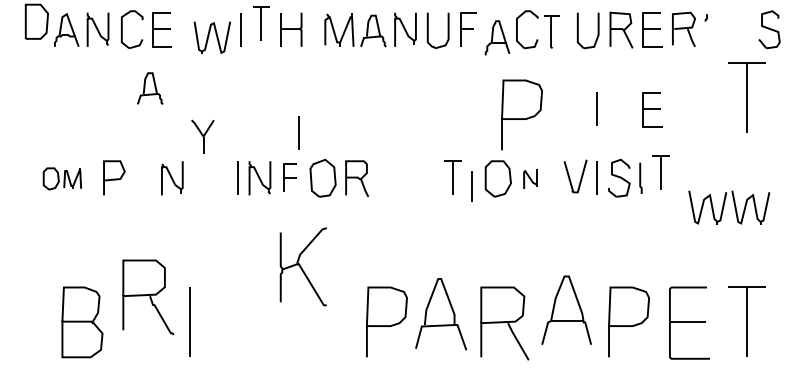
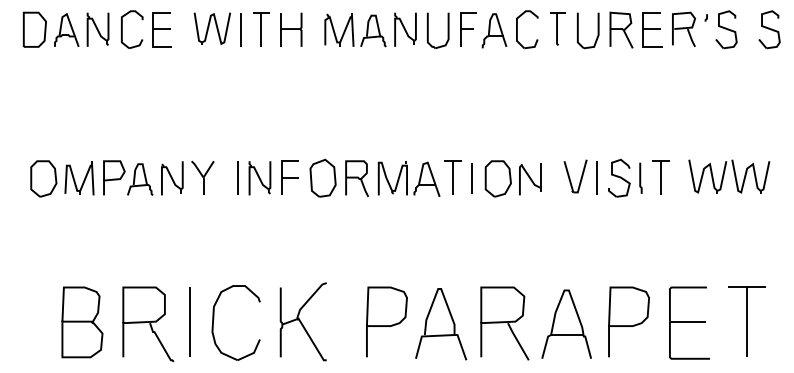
part position: (36, 21) -> (34, 29) (34, 29)
part position: (261, 23) -> (261, 29) (261, 29)
part: none -> present (726, 29)
part position: (551, 31) -> (557, 28) (557, 28)
part position: (211, 37) -> (211, 28) (211, 28)
part position: (497, 37) -> (494, 30) (494, 30)
part position: (150, 88) -> (140, 179) (140, 179)
part: present -> none (746, 97)
line: present -> none (596, 108)
part: present -> none (652, 109)
curve: present -> none (521, 118)
line: present -> none (298, 132)
part position: (202, 136) -> (202, 177) (202, 177)
part position: (660, 172) -> (660, 177) (660, 177)
part size: 14x29 px -> 18x35 px (289, 177)
part size: 40x24 px -> 65x38 px (62, 178)
part: none -> present (408, 178)
part size: 15x20 px -> 23x33 px (530, 179)
line position: (471, 186) -> (471, 178) (471, 178)
part position: (729, 207) -> (729, 176) (729, 176)
part position: (302, 266) -> (302, 321) (302, 321)
part position: (148, 297) -> (148, 324) (148, 324)
part position: (566, 309) -> (566, 323) (566, 323)
part position: (441, 314) -> (441, 324) (441, 324)
part: none -> present (214, 319)
